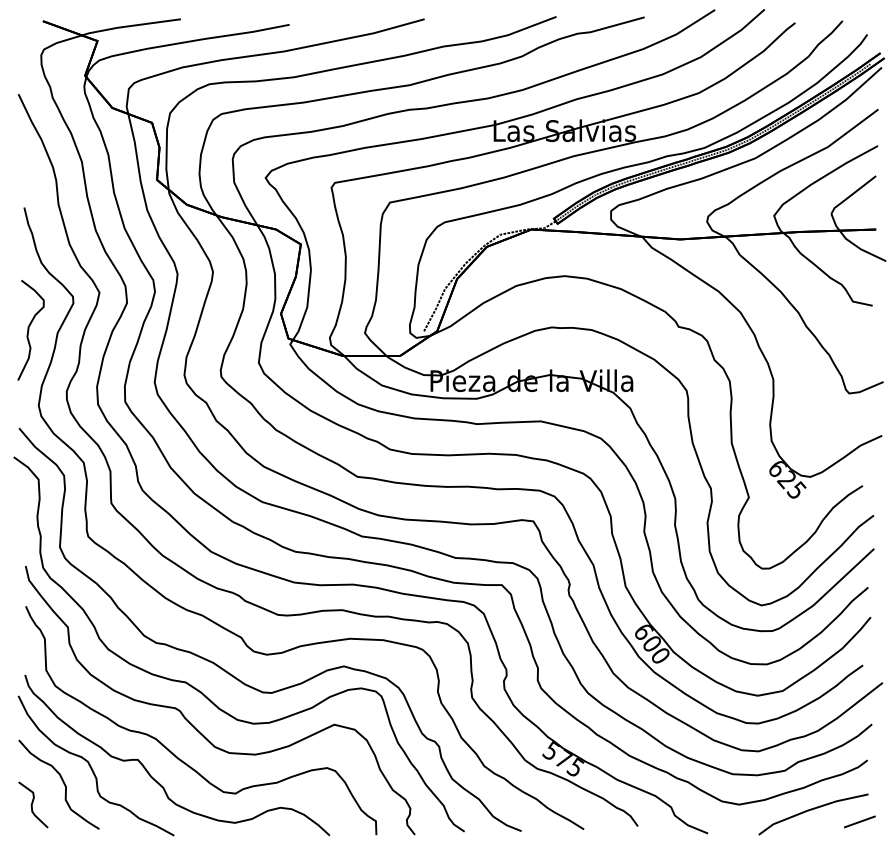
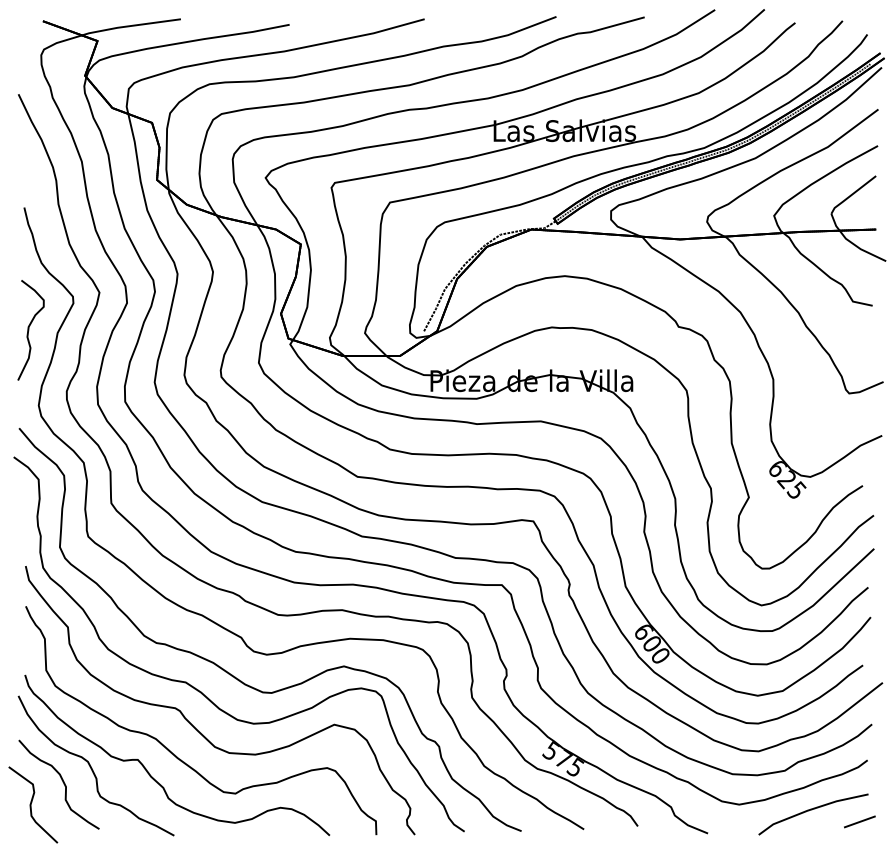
part size: 31x48 px -> 51x78 px (33, 804)
